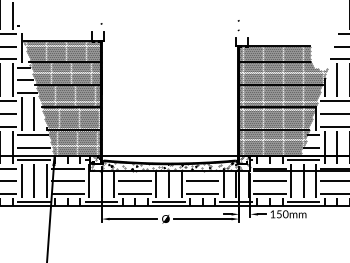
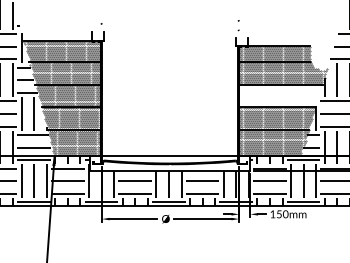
hatch: present -> none (280, 95)
hatch: present -> none (169, 163)
